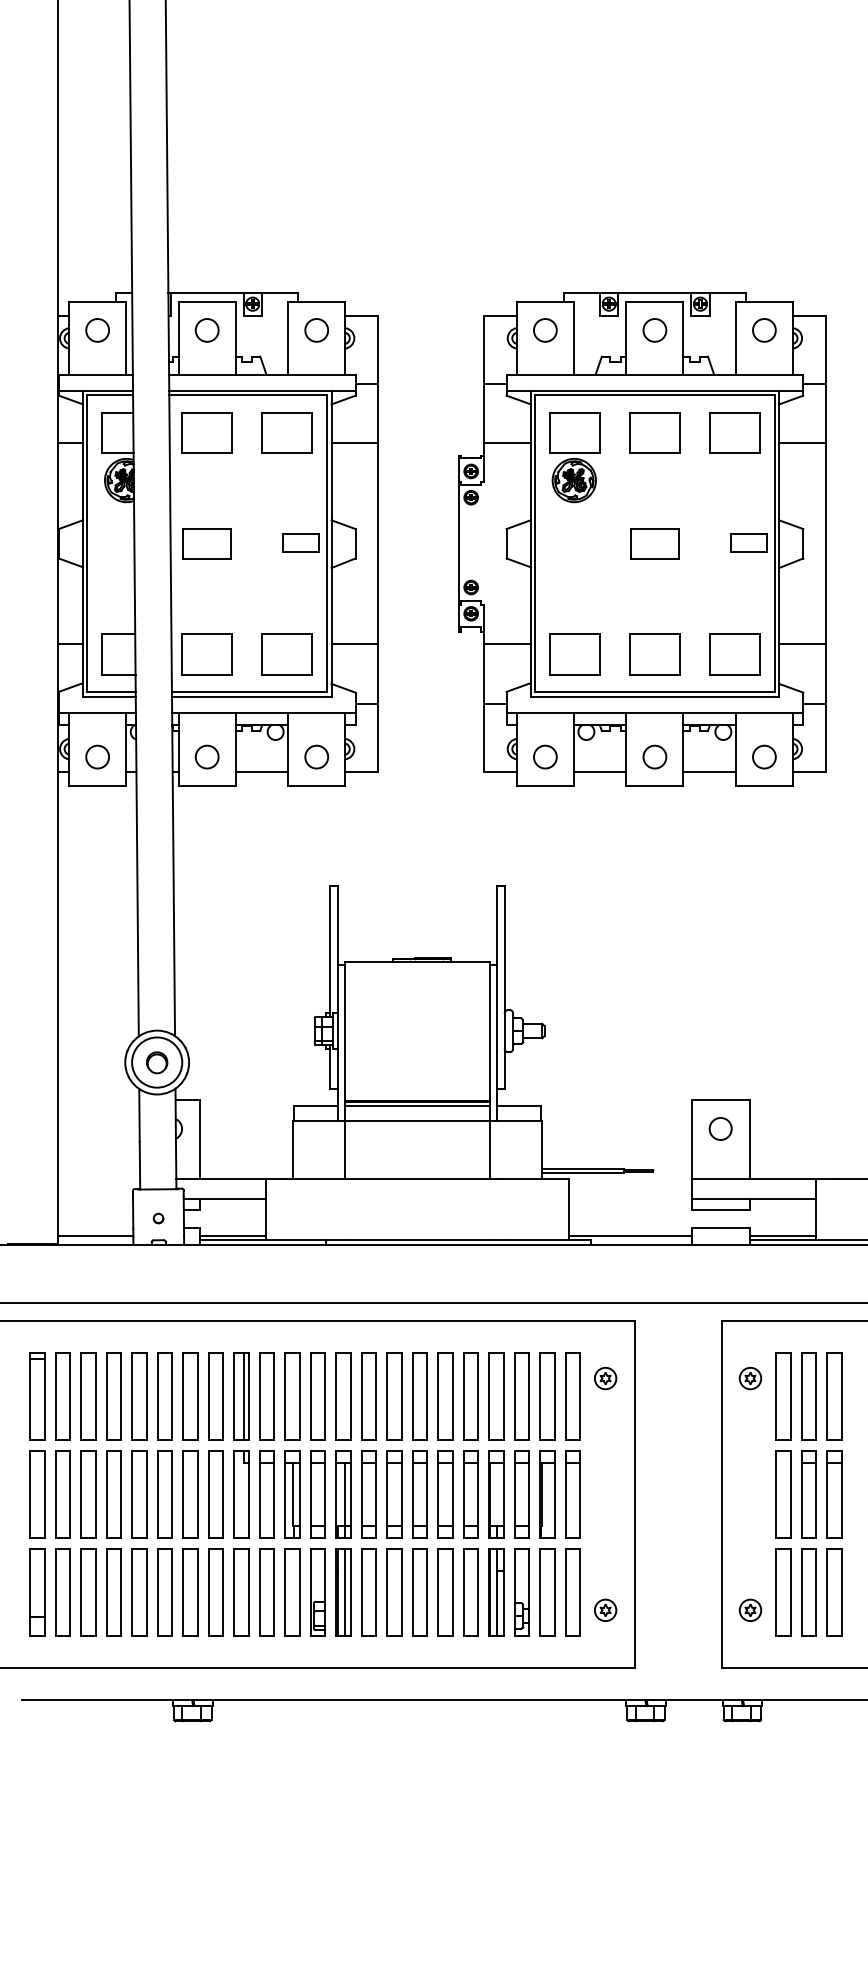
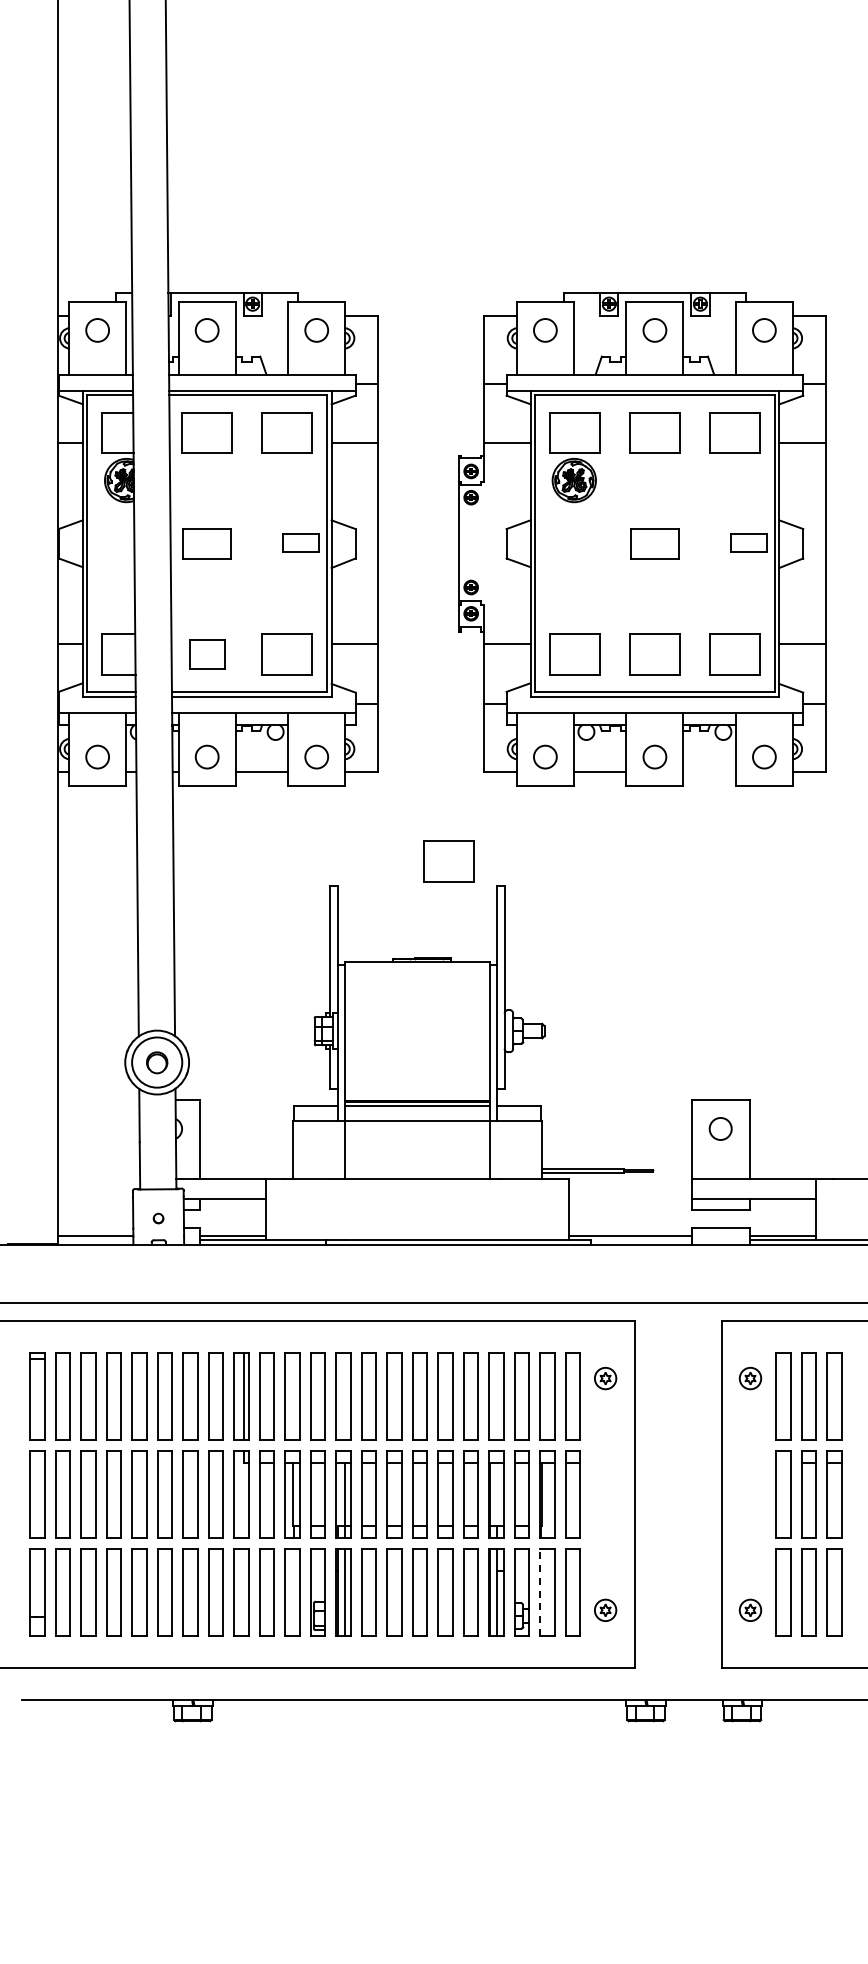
part size: 52x43 px -> 37x31 px (207, 654)
line: present -> none (709, 771)
part: none -> present (448, 861)
line: solid -> dashed (540, 1591)
